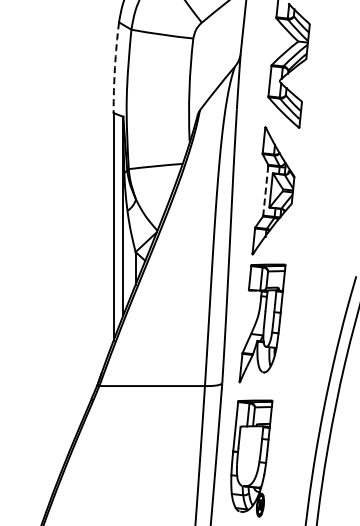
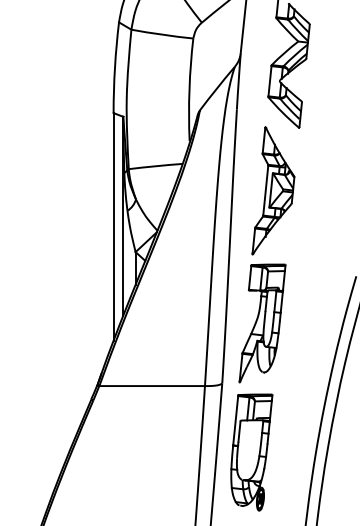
arc: dashed -> solid (114, 67)
line: dashed -> solid (265, 191)
part position: (251, 458) -> (251, 452) (251, 452)
